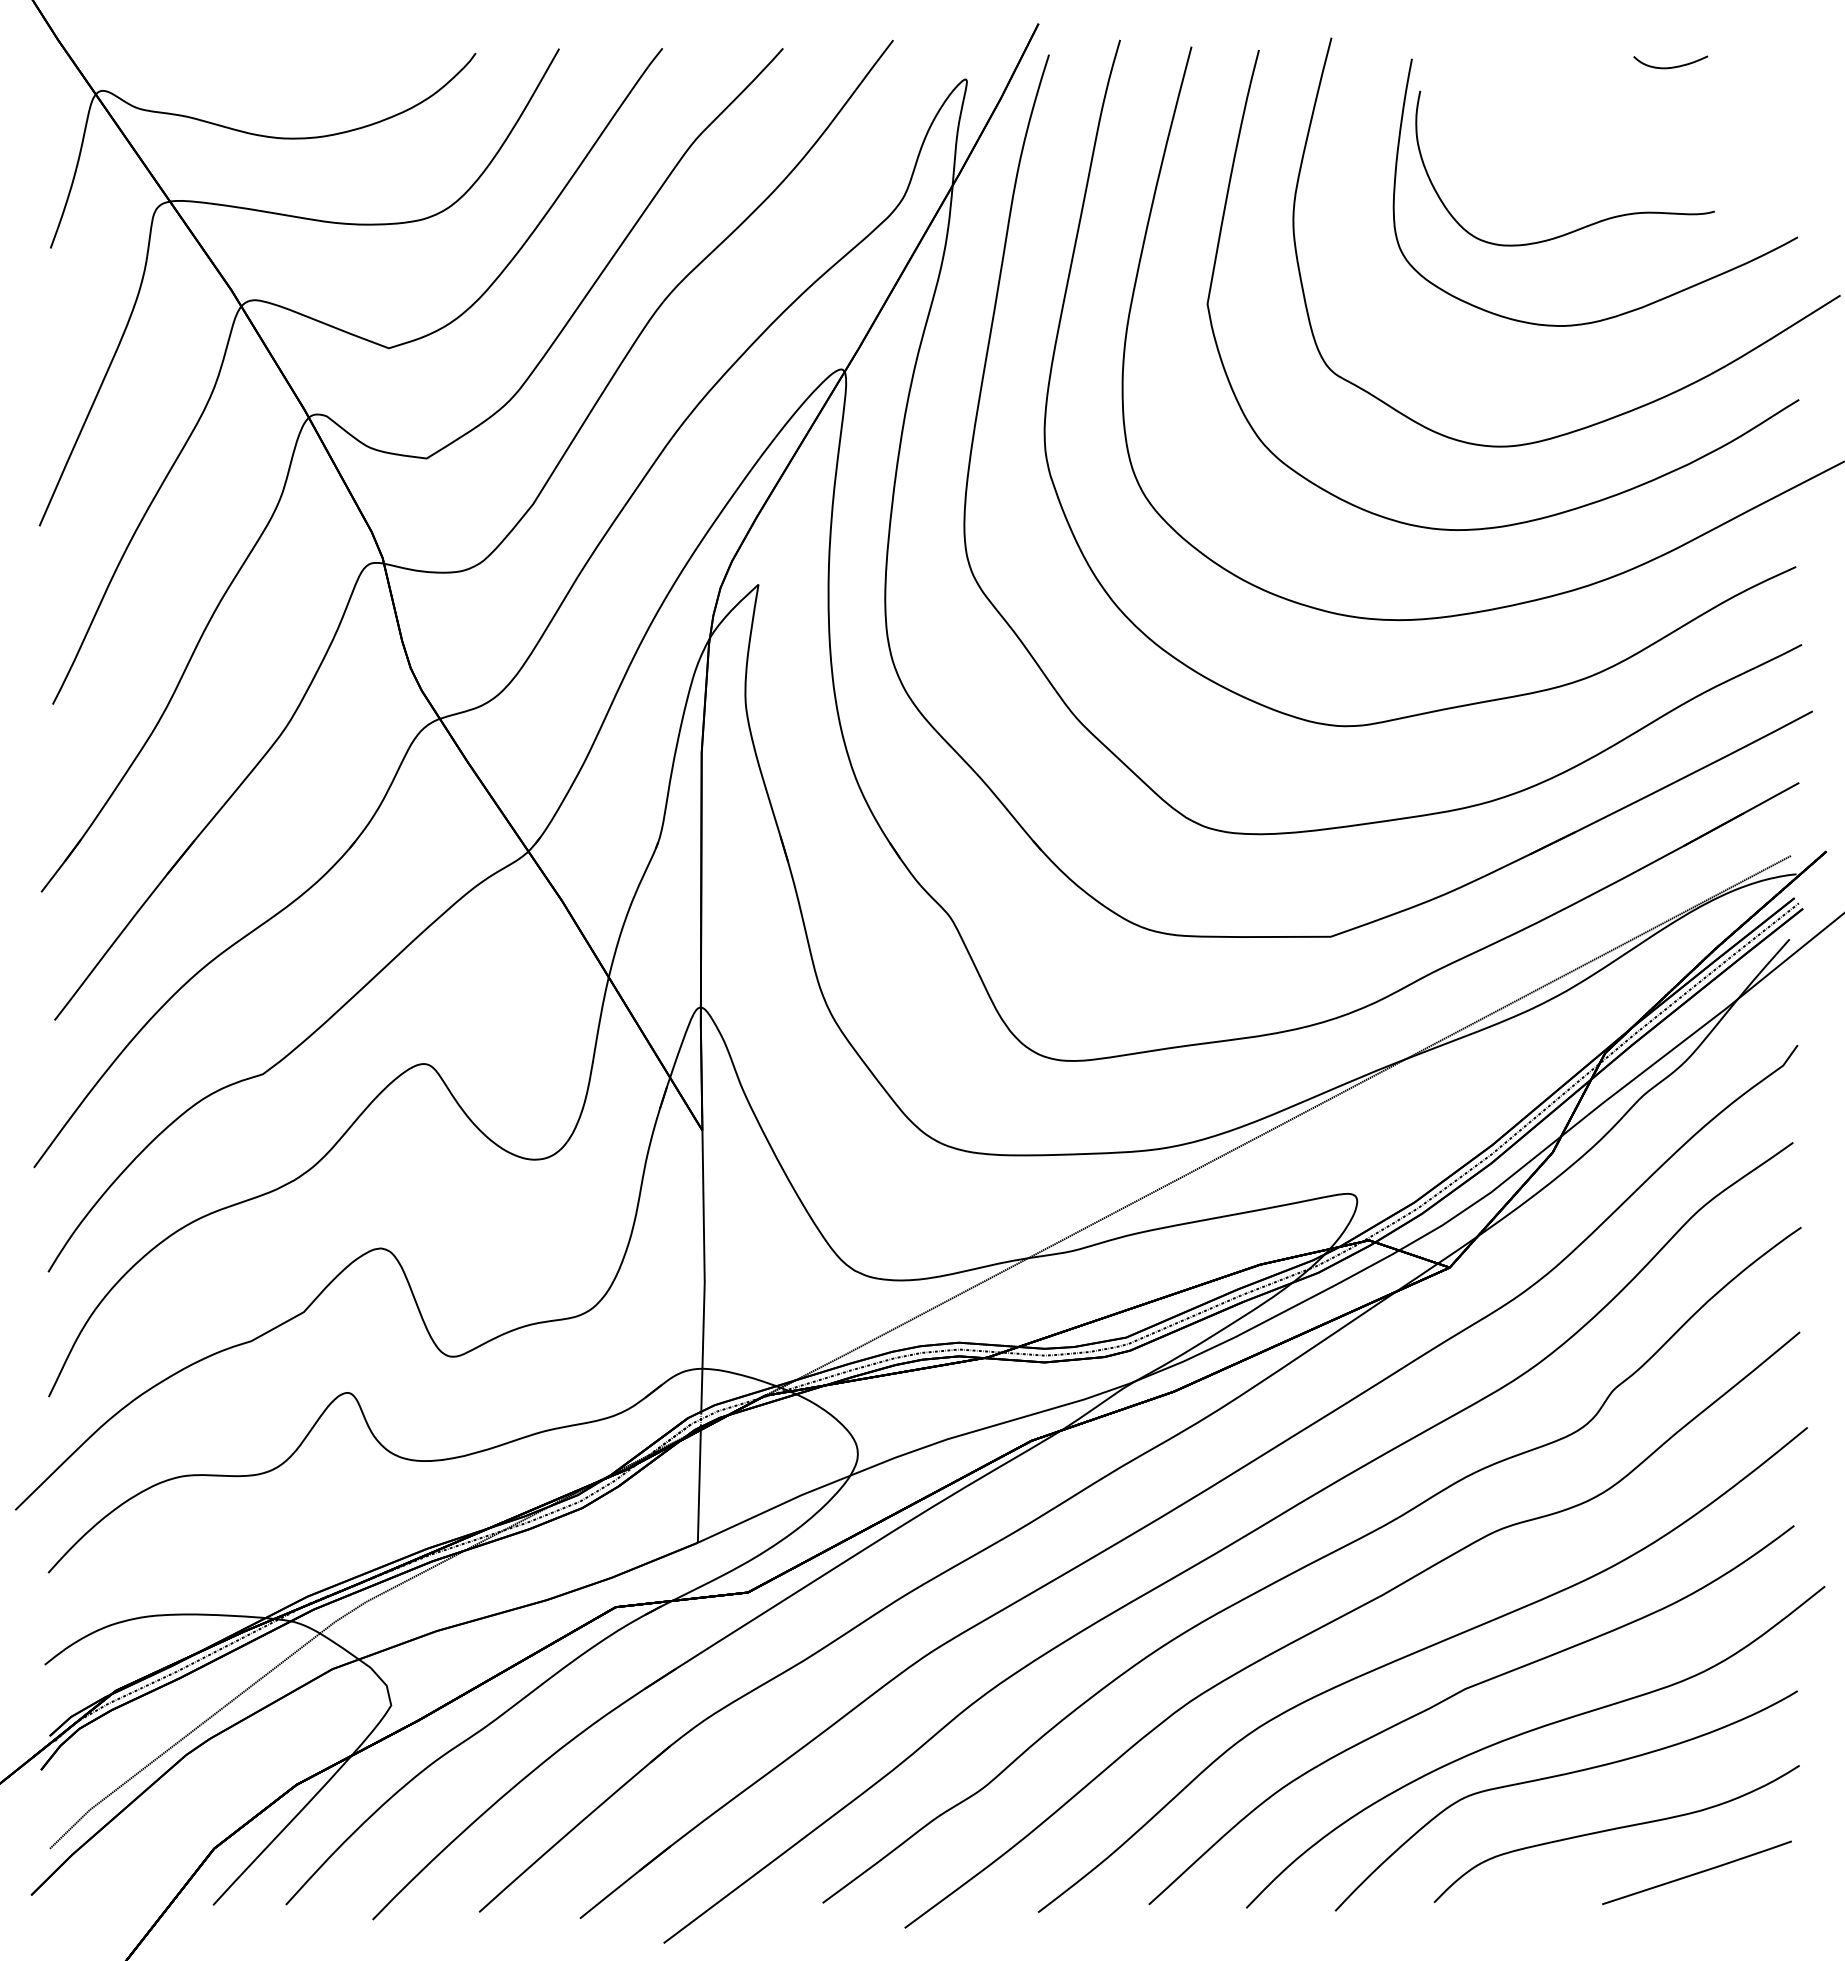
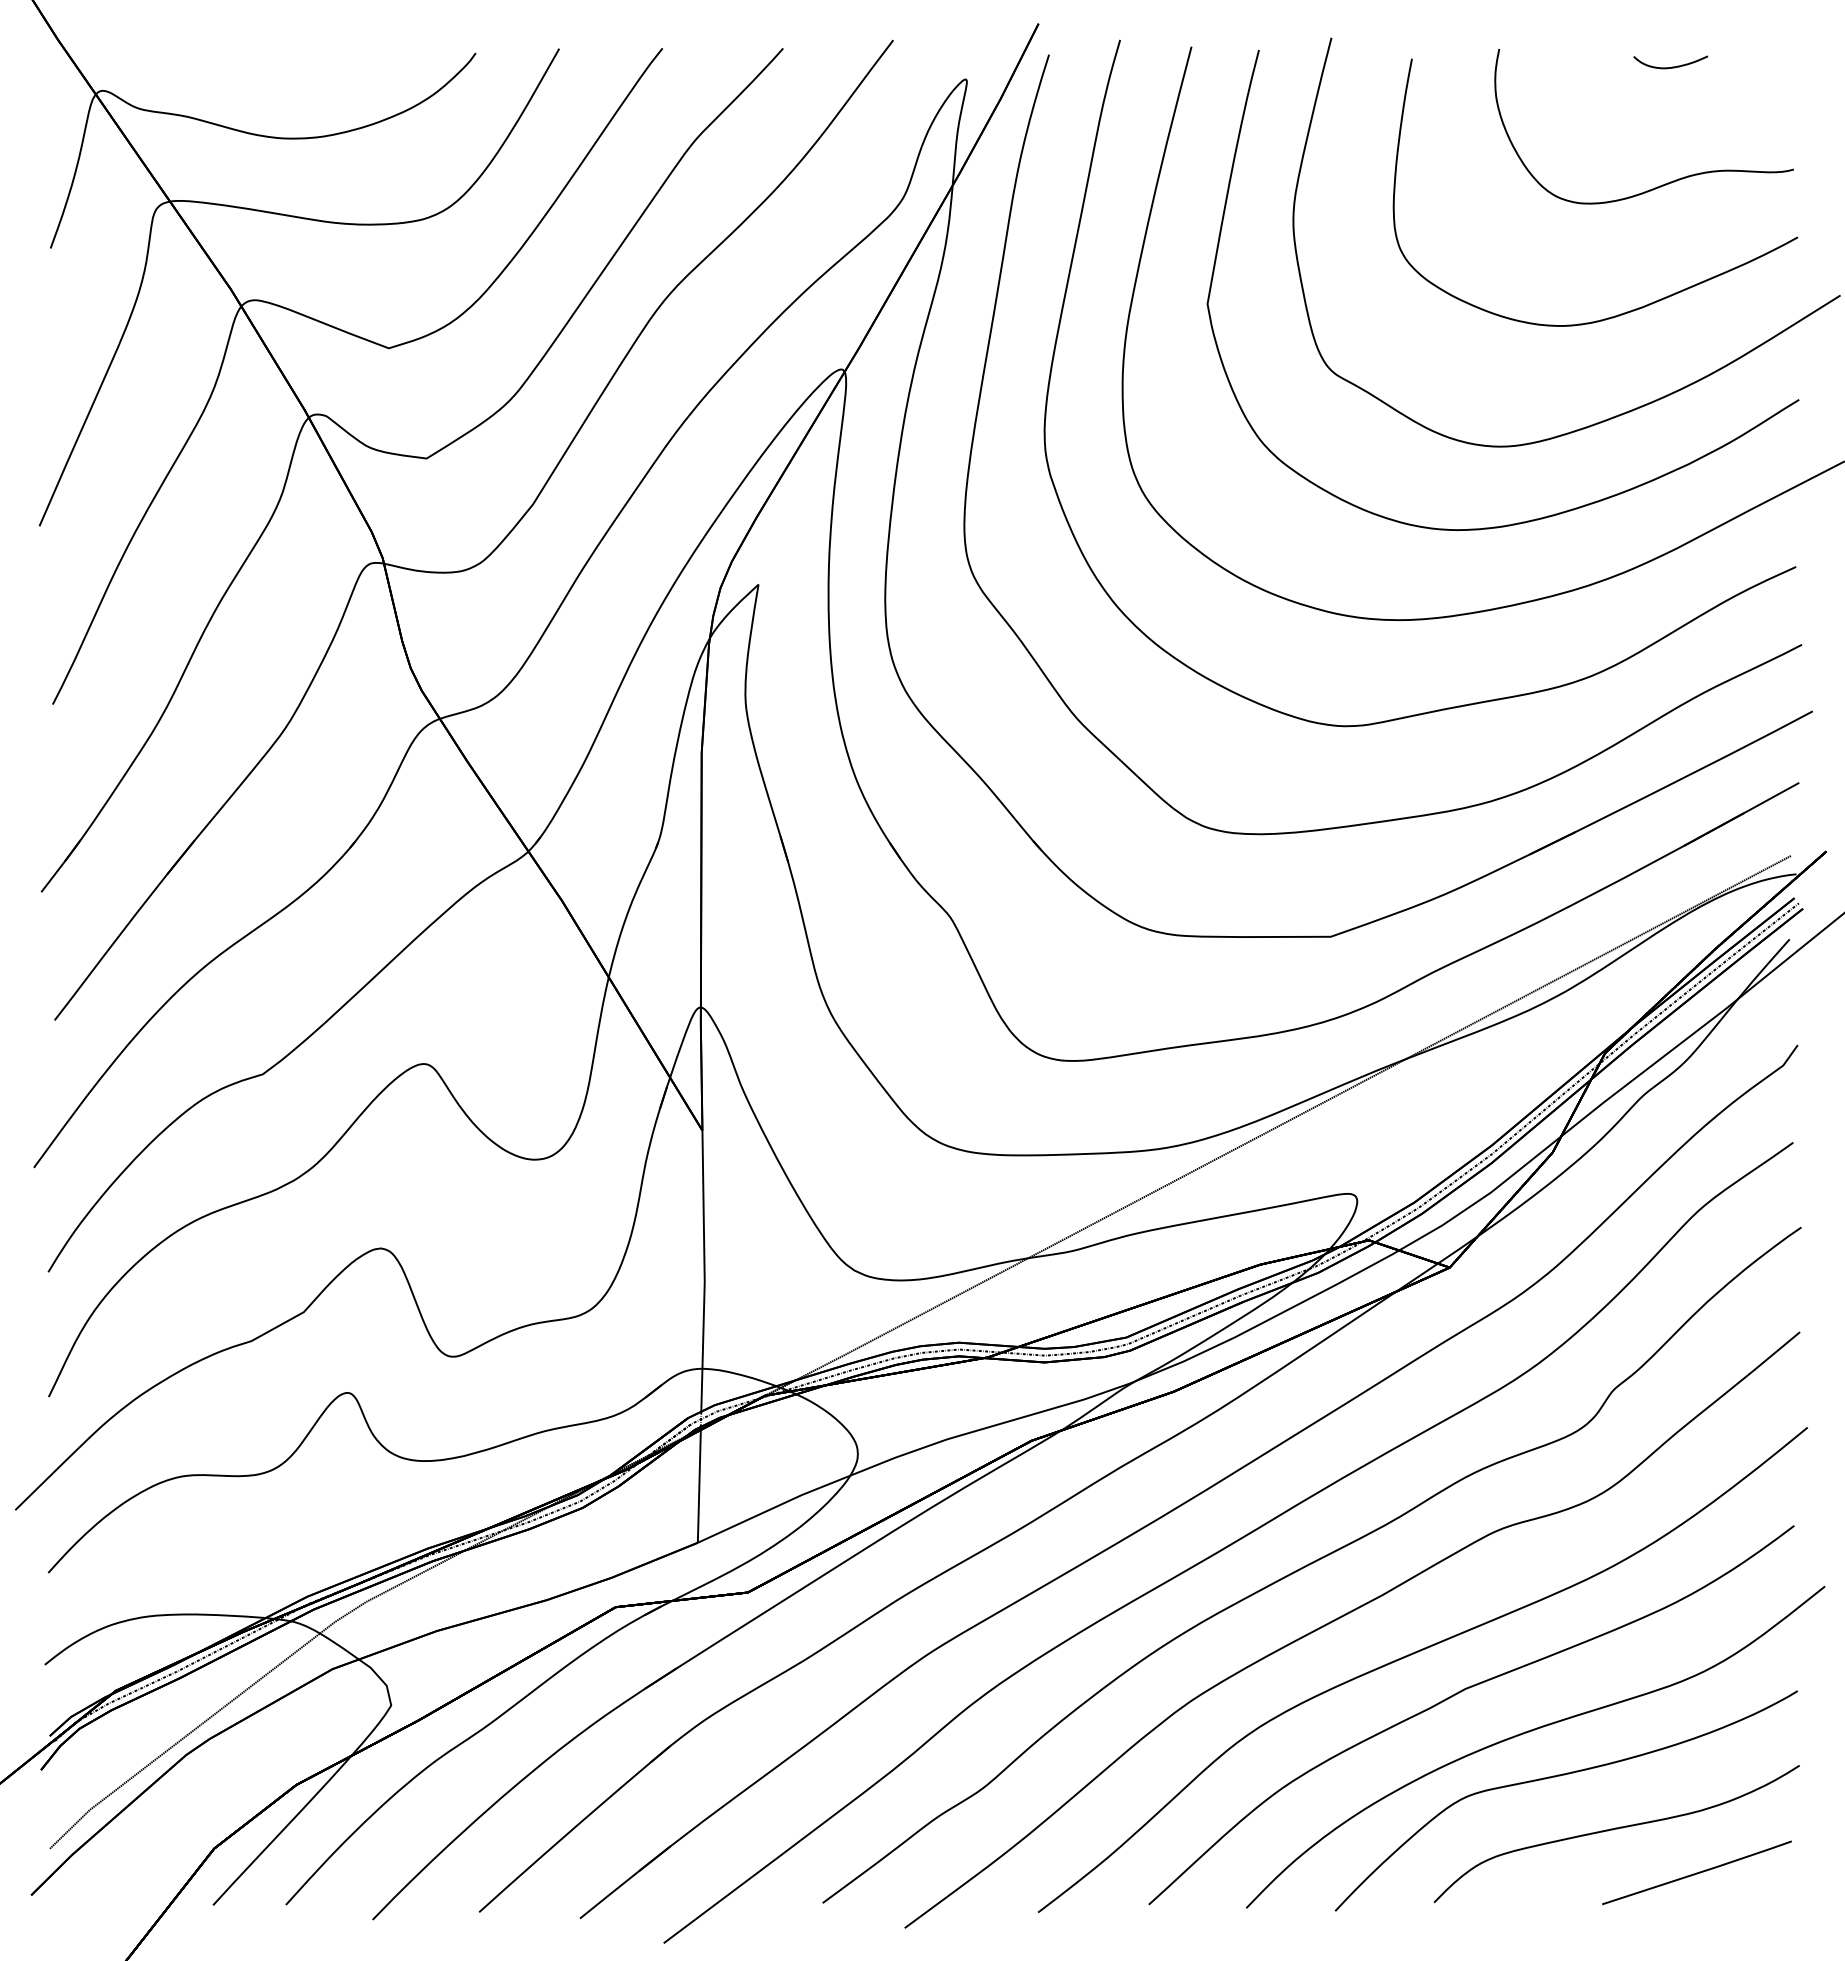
part position: (1588, 224) -> (1667, 182) (1667, 182)
